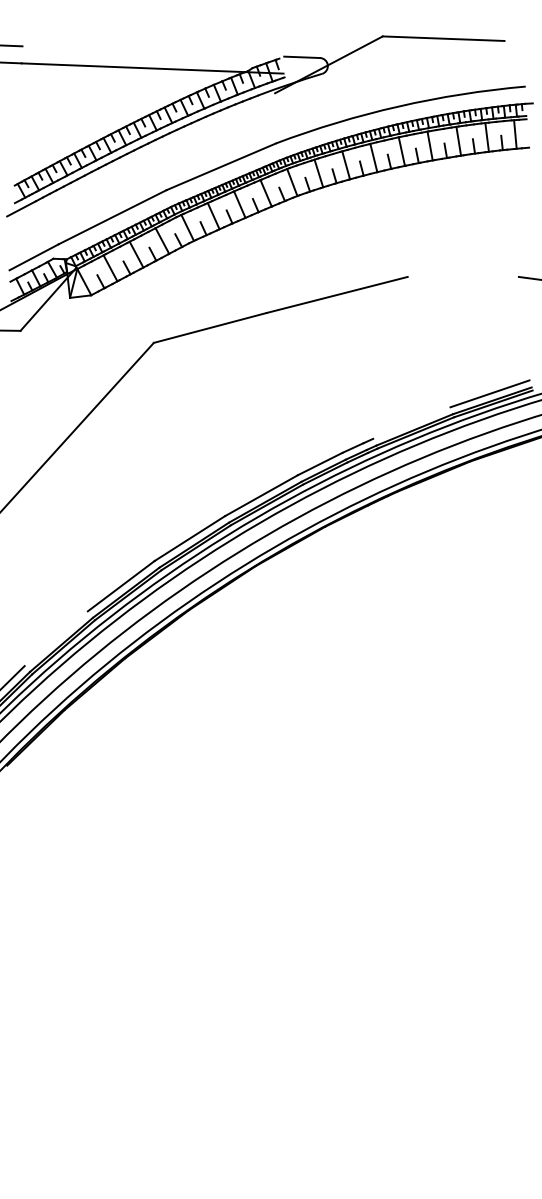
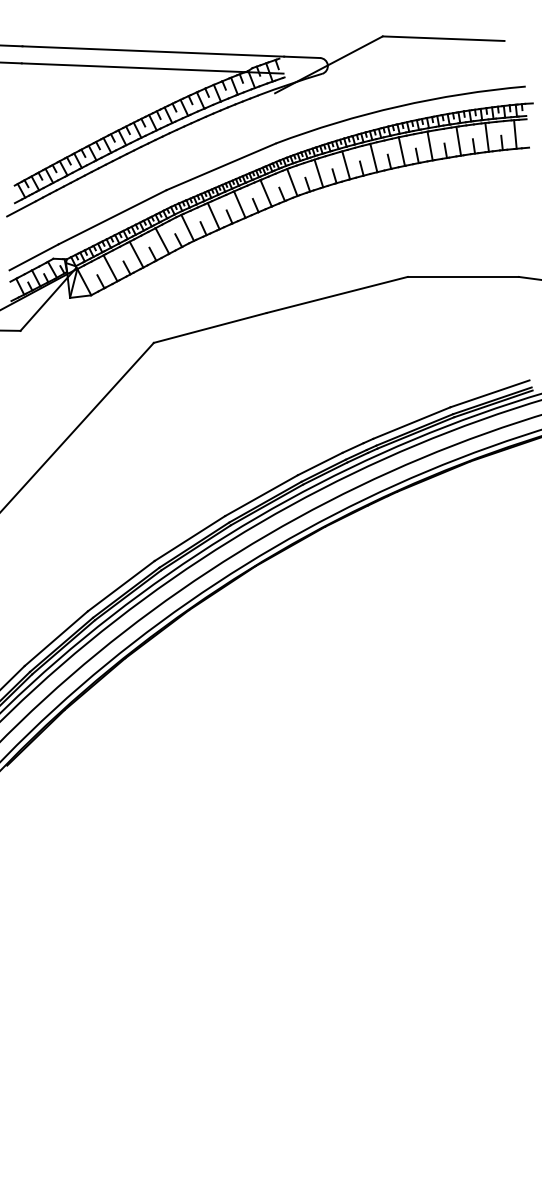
line: none -> present (153, 51)
line: none -> present (462, 276)
line: none -> present (411, 422)
line: none -> present (55, 638)
